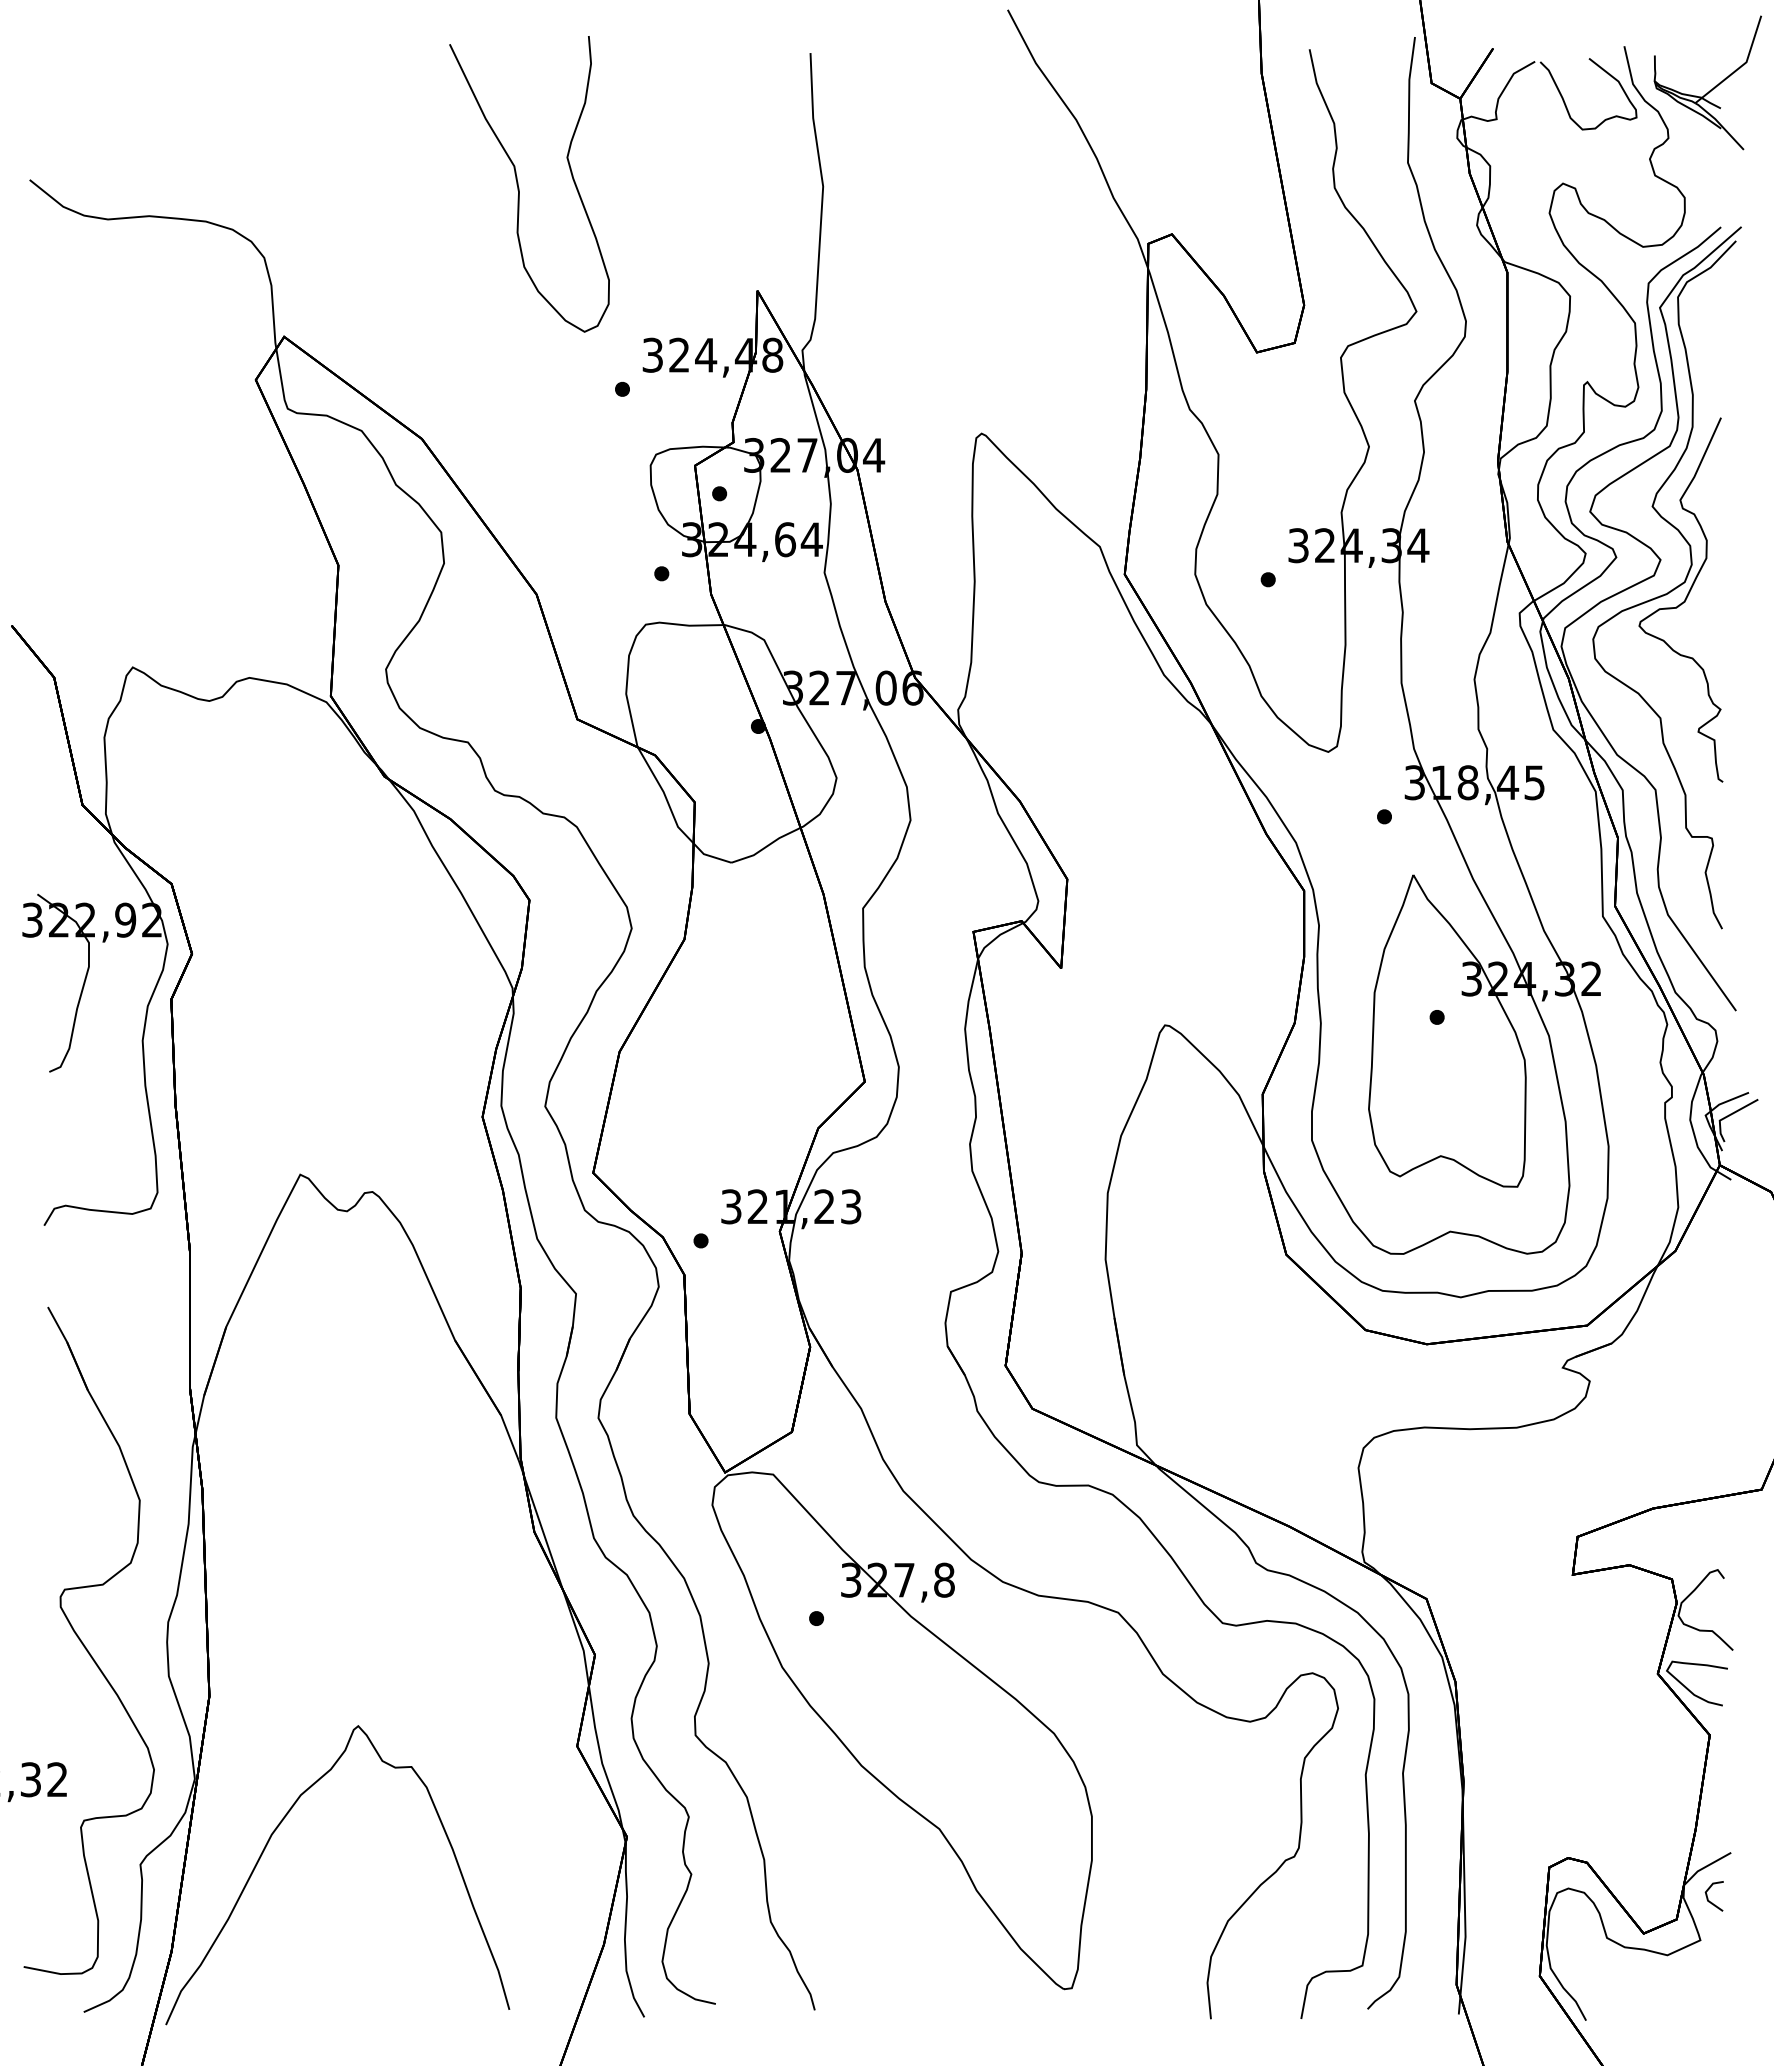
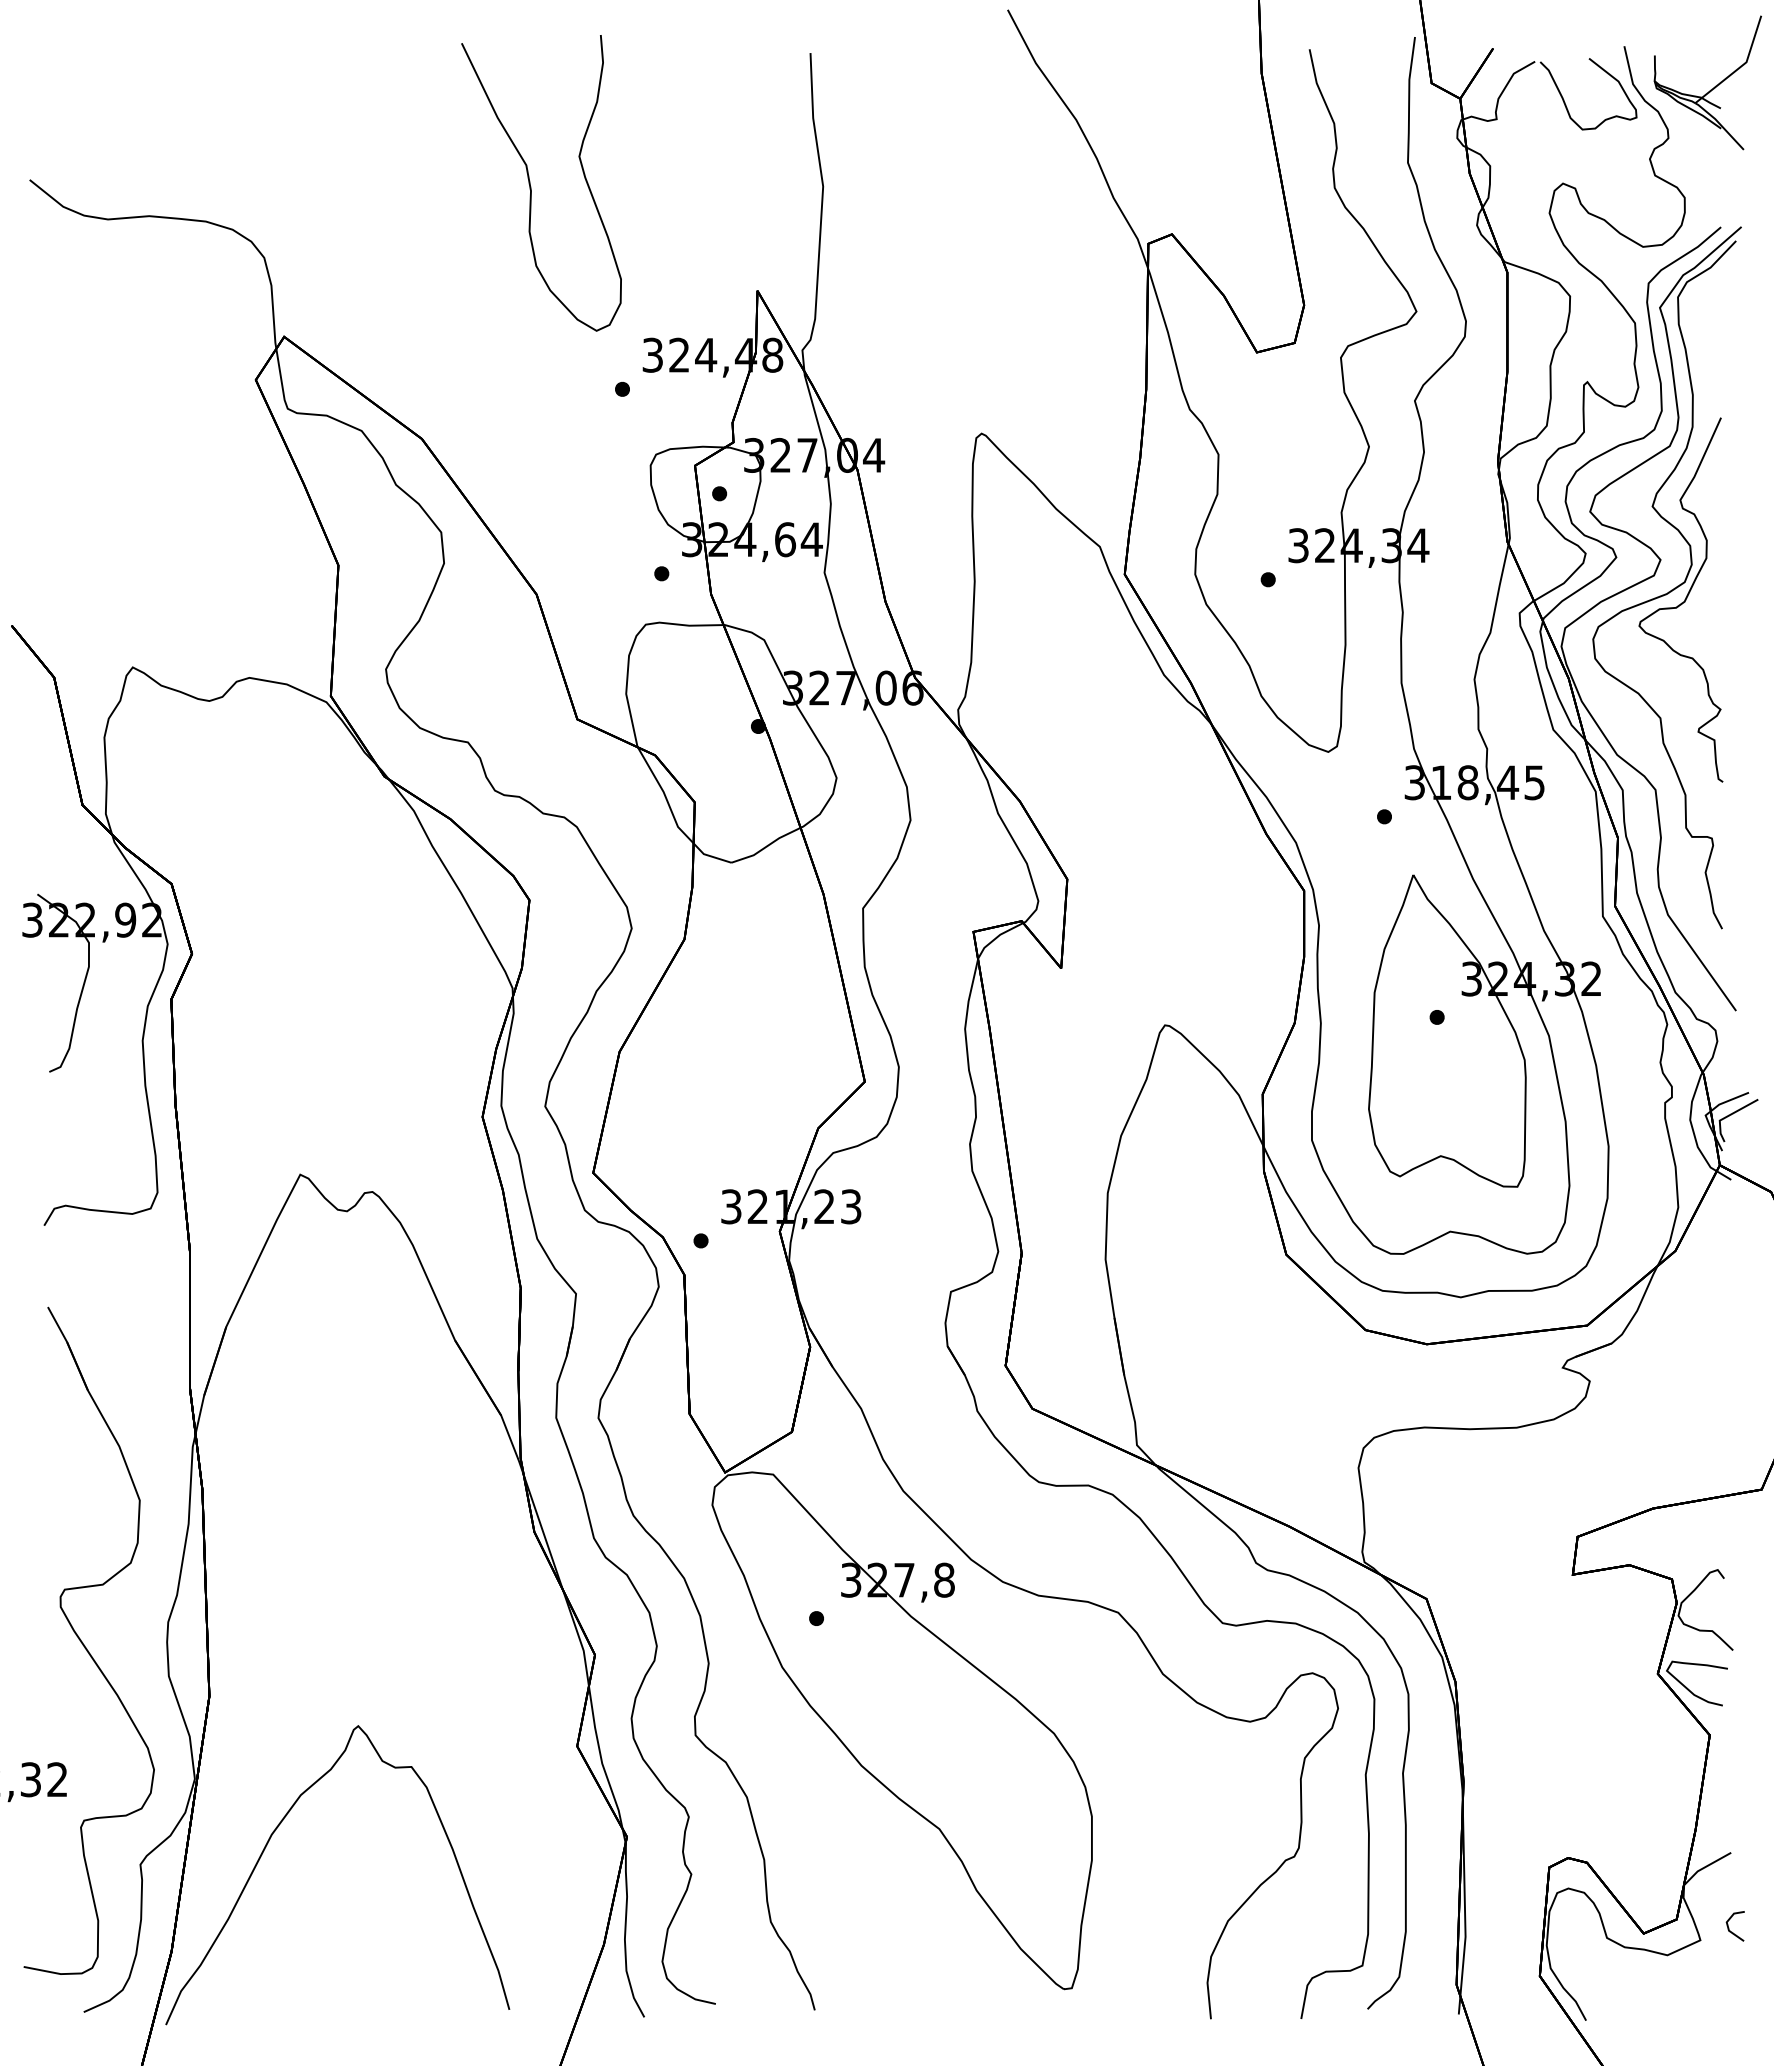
curve position: (519, 187) -> (531, 186) (531, 186)
line position: (1708, 1897) -> (1729, 1927) (1729, 1927)
